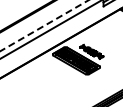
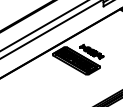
line: dashed -> solid (44, 25)
